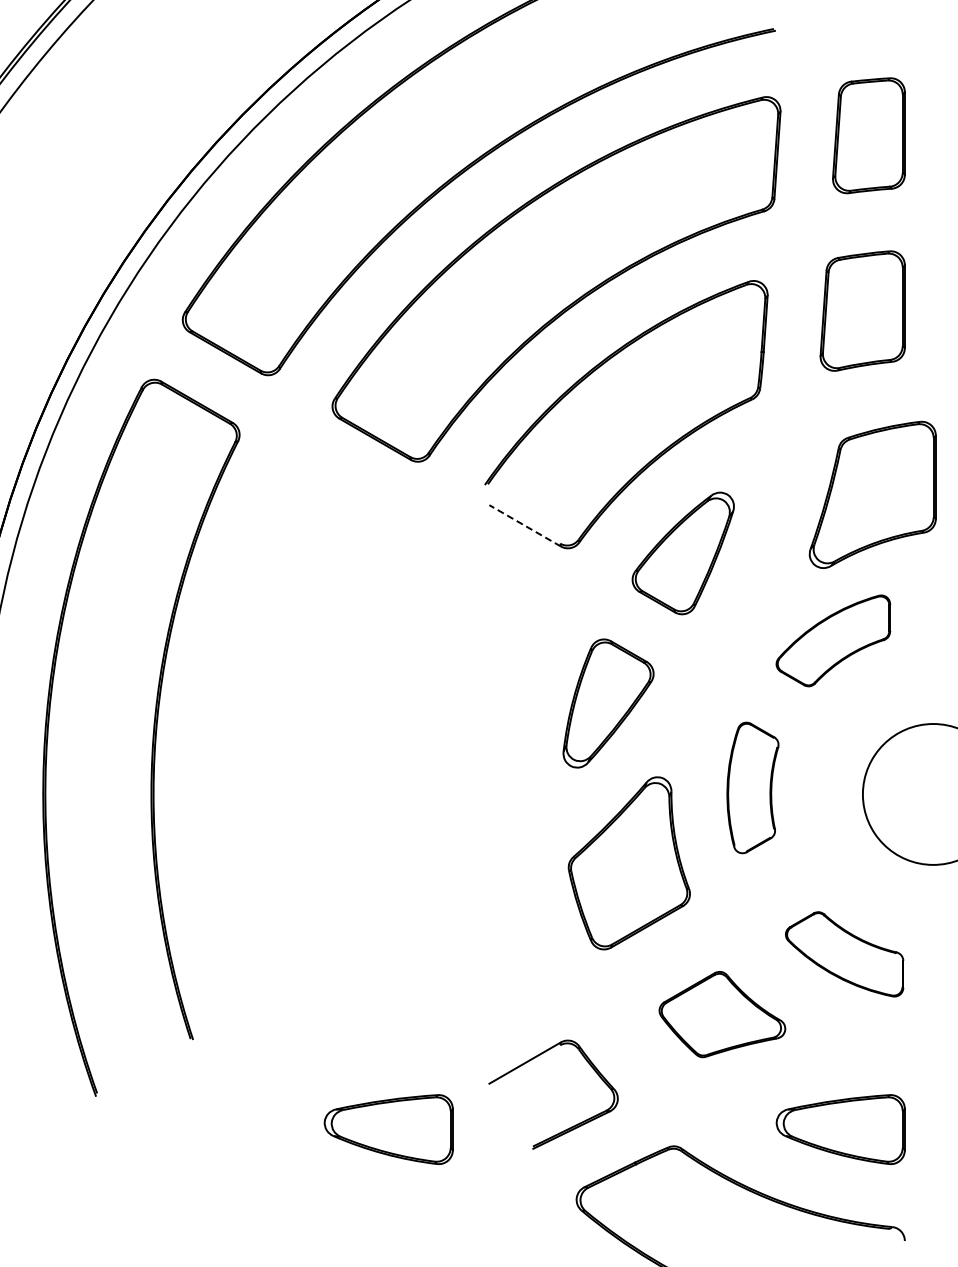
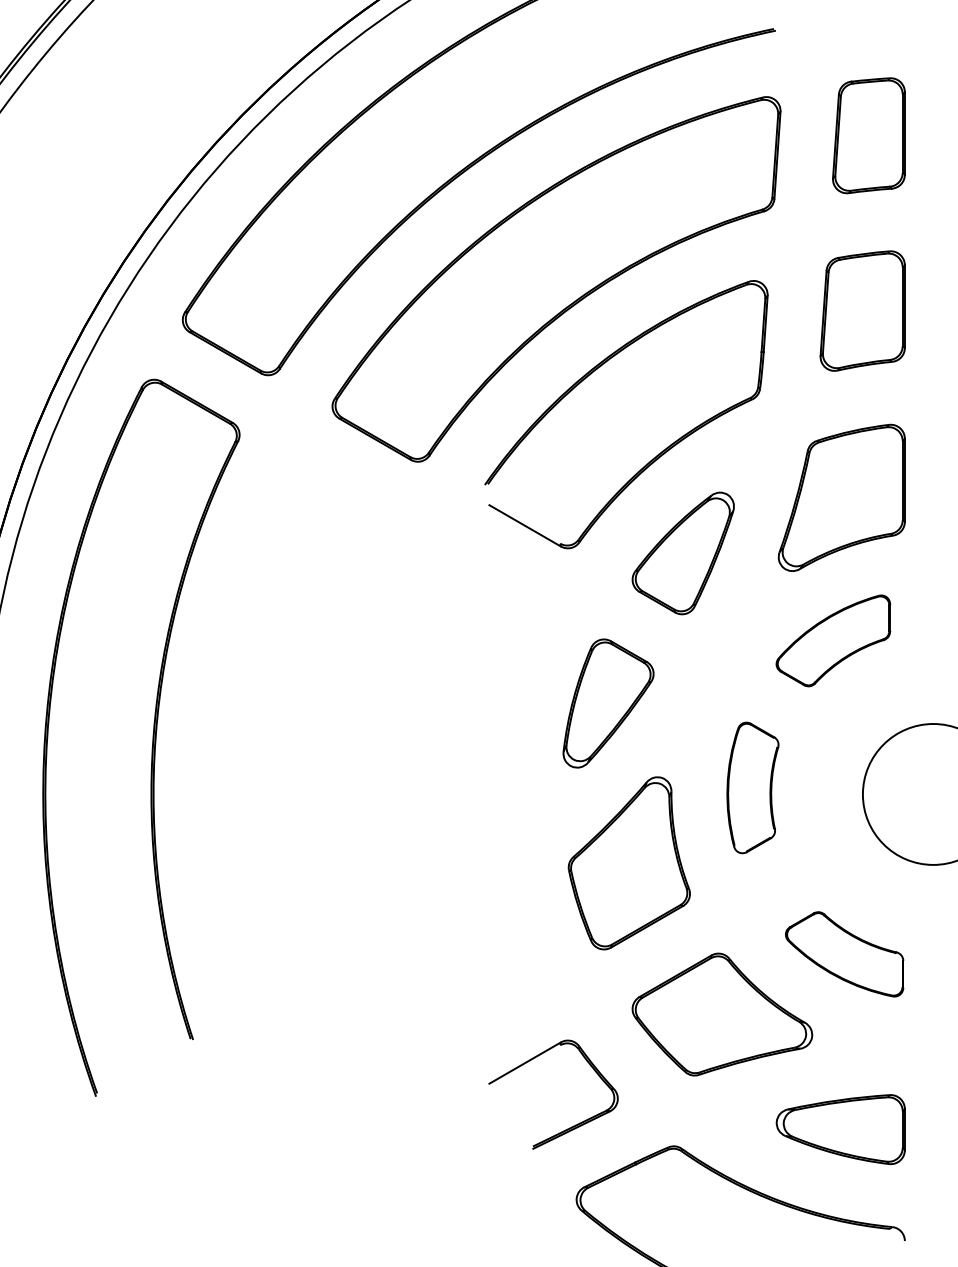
part position: (872, 494) -> (841, 497) (841, 497)
line: dashed -> solid (524, 525)
part size: 129x88 px -> 183x125 px (722, 1014)
part: present -> none (388, 1129)
